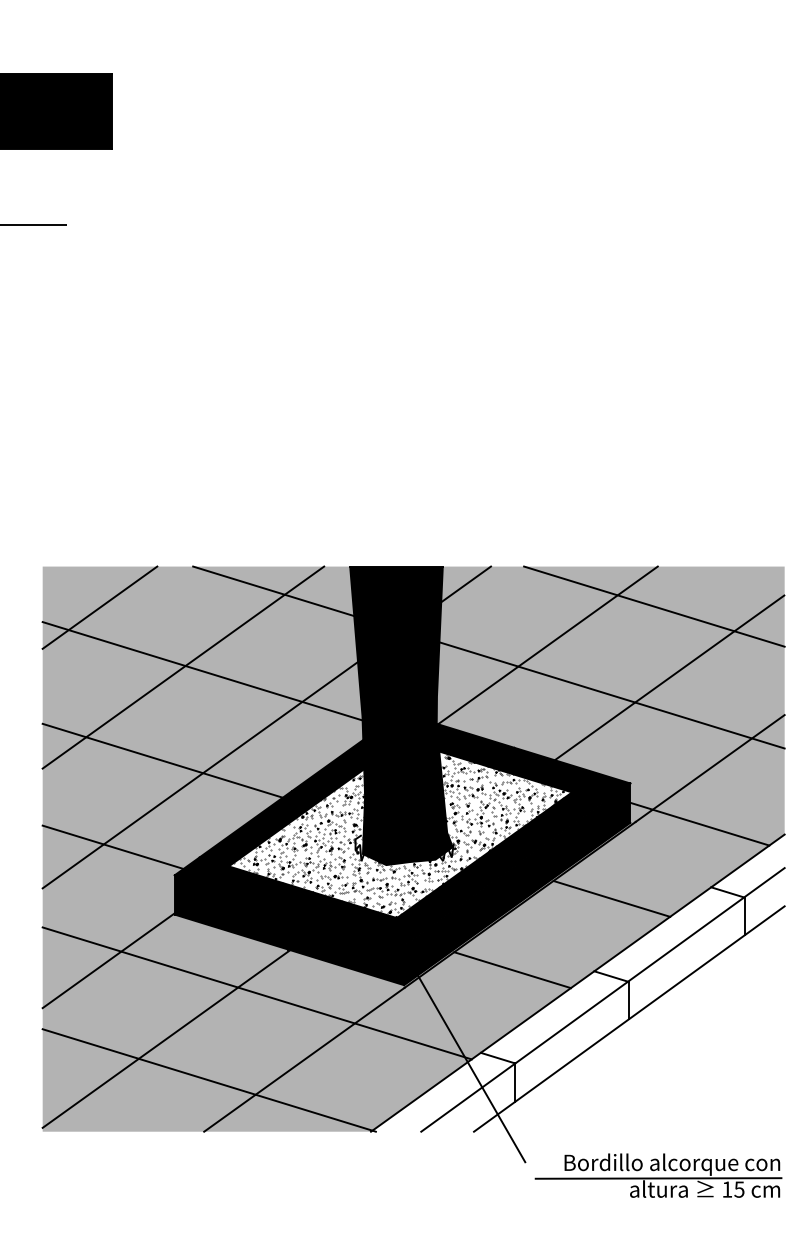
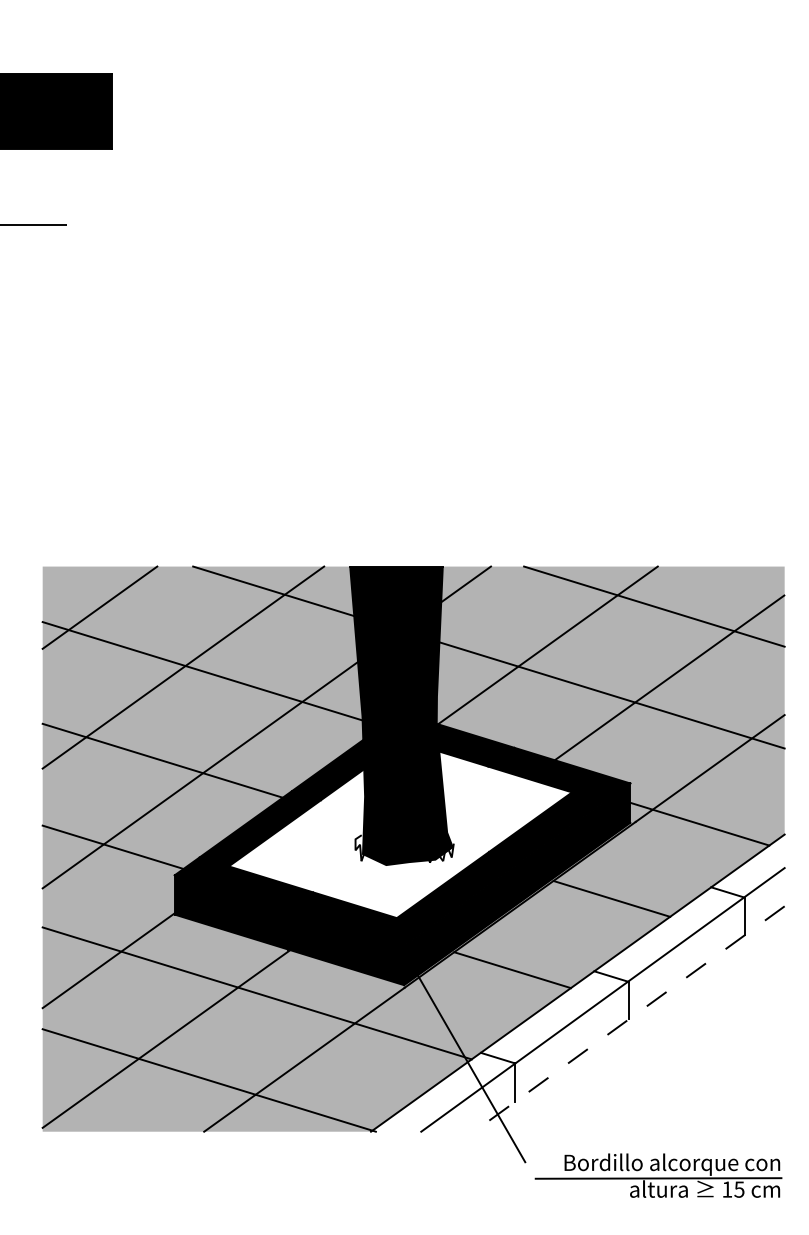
hatch: present -> none (402, 836)
line: solid -> dashed (629, 1019)
